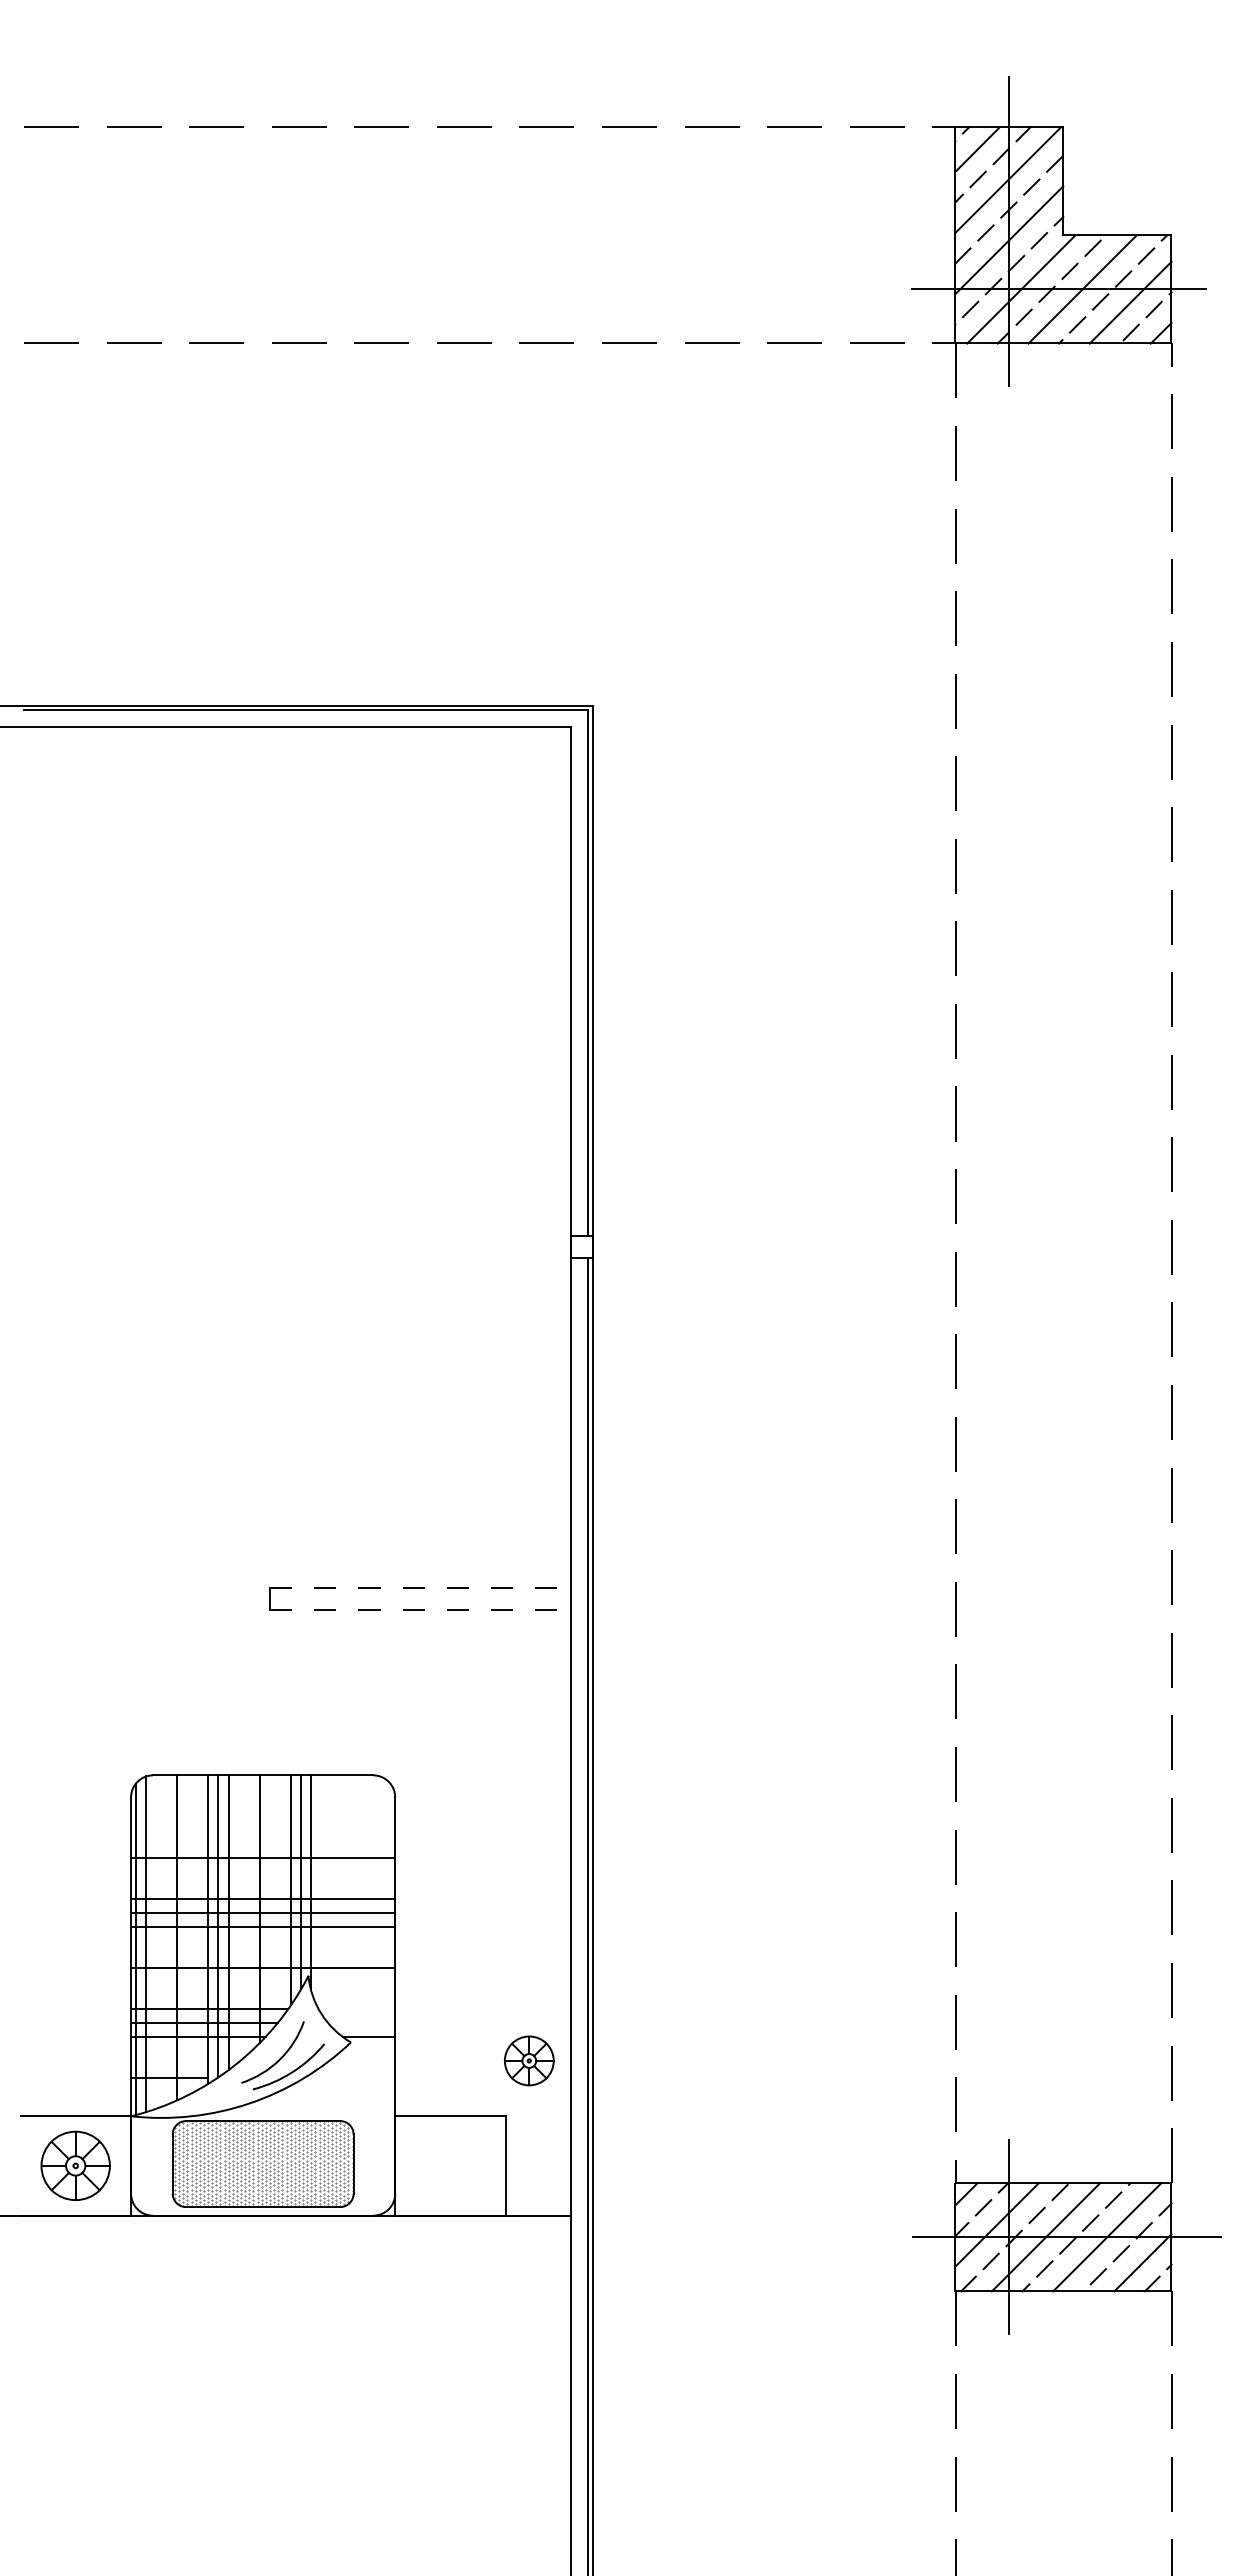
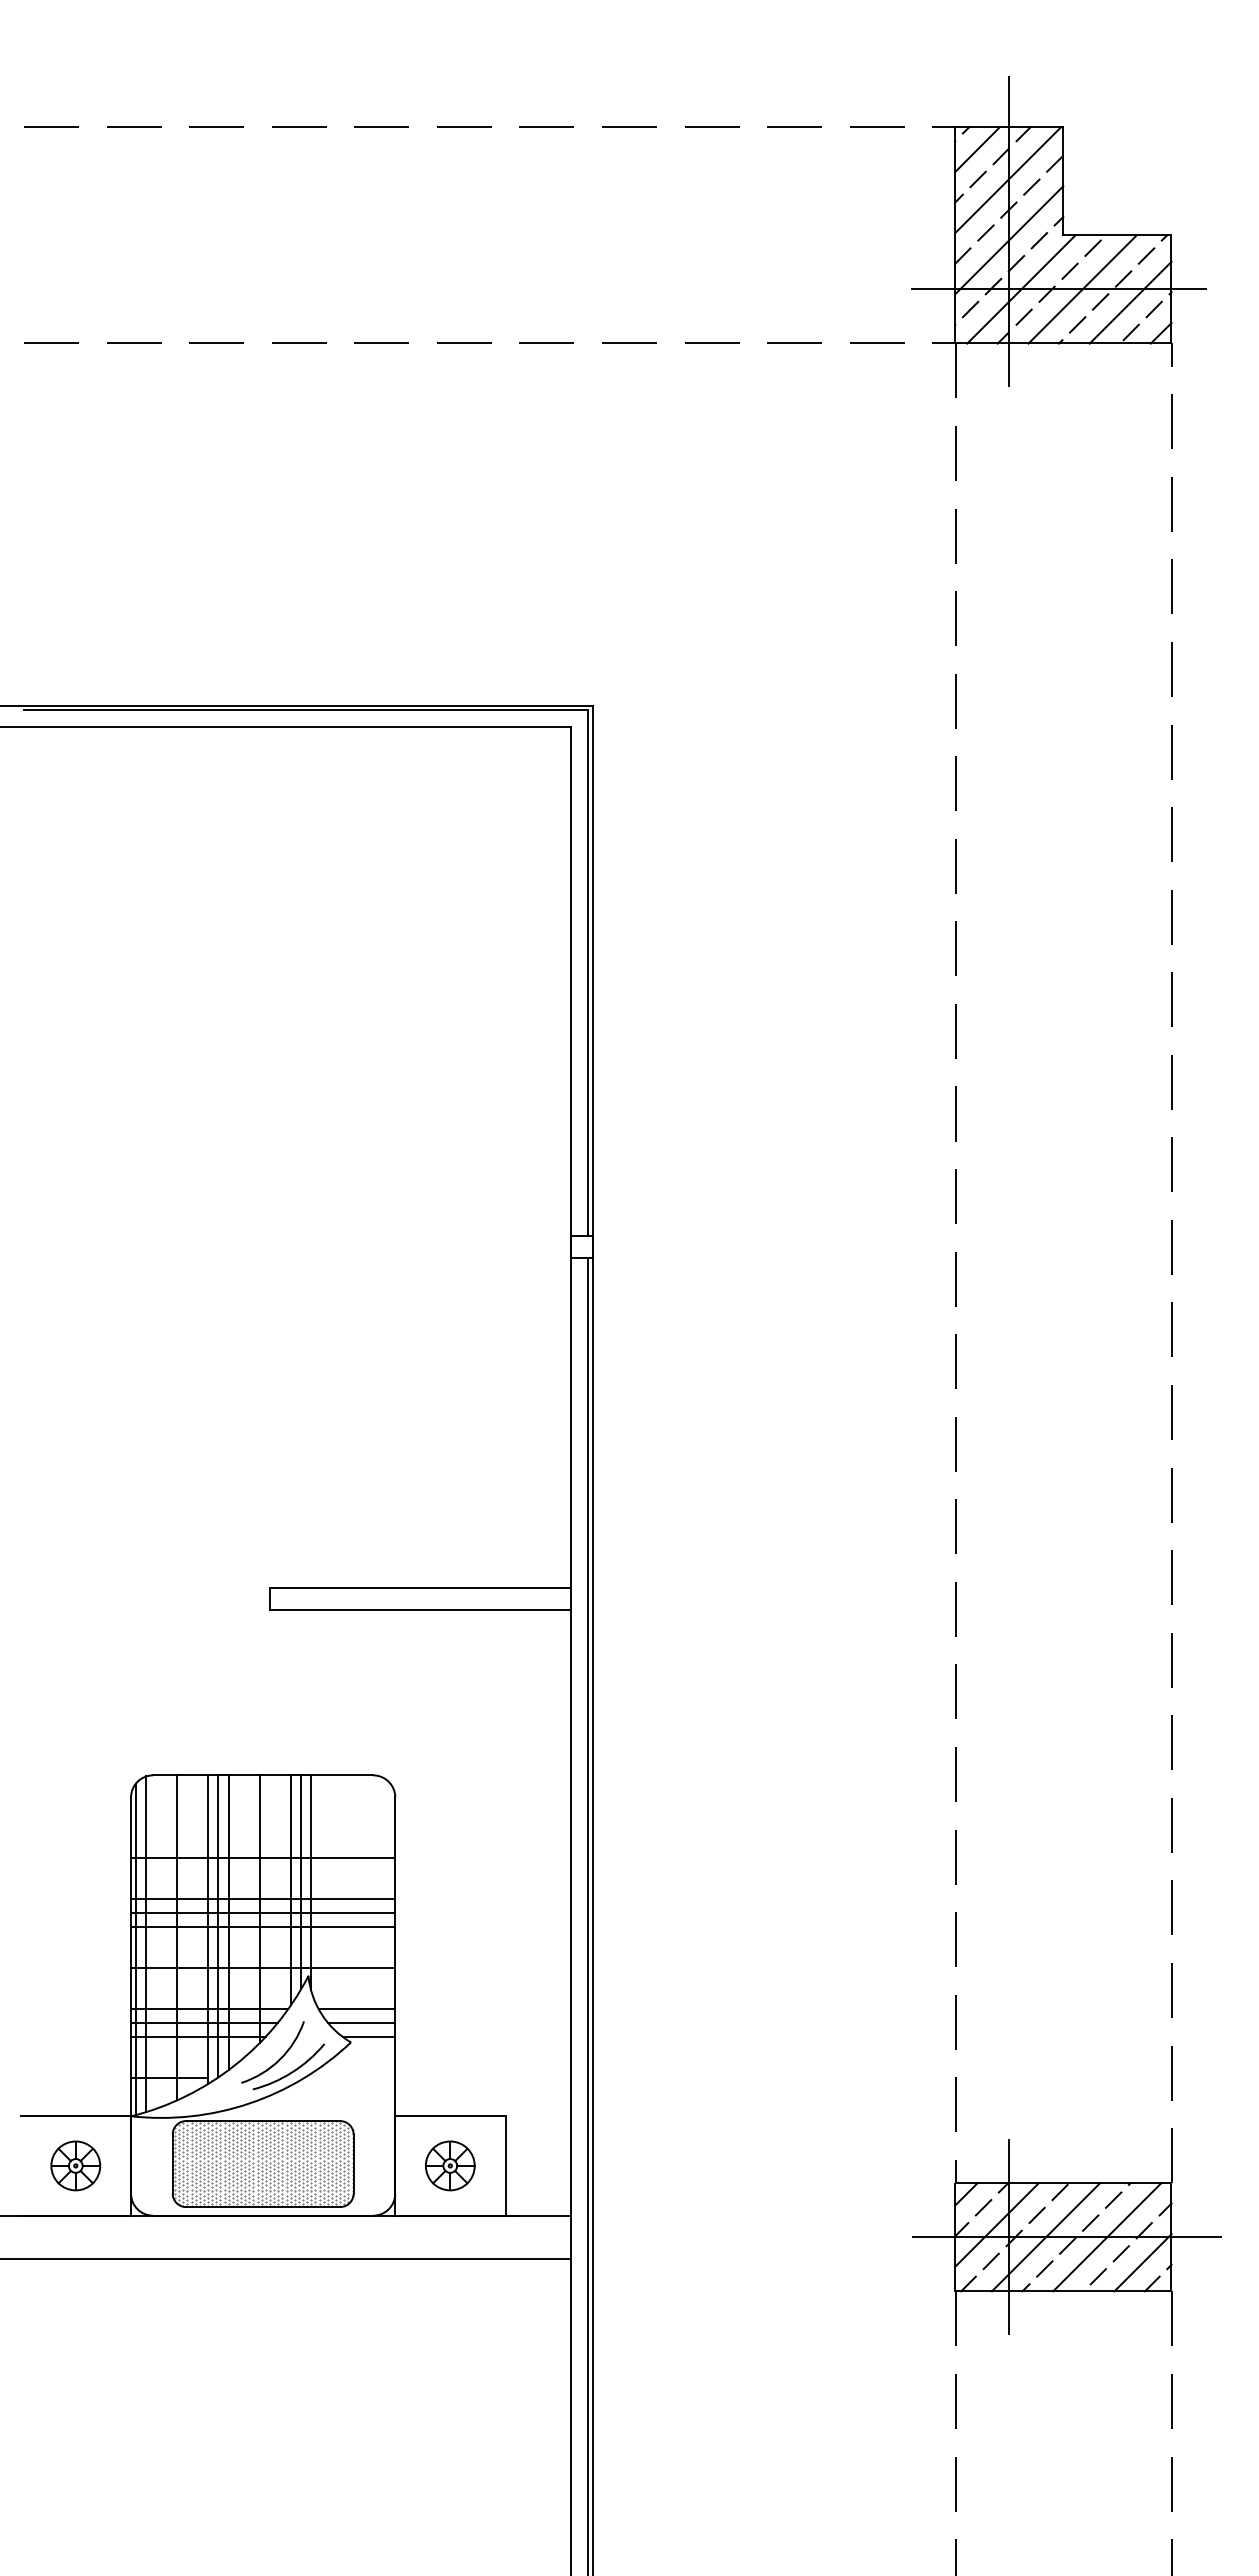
line: dashed -> solid (421, 1588)
line: dashed -> solid (421, 1609)
line: none -> present (356, 2009)
line: none -> present (361, 2023)
part position: (529, 2060) -> (450, 2165) (450, 2165)
part size: 71x71 px -> 52x52 px (75, 2165)
line: none -> present (286, 2259)
